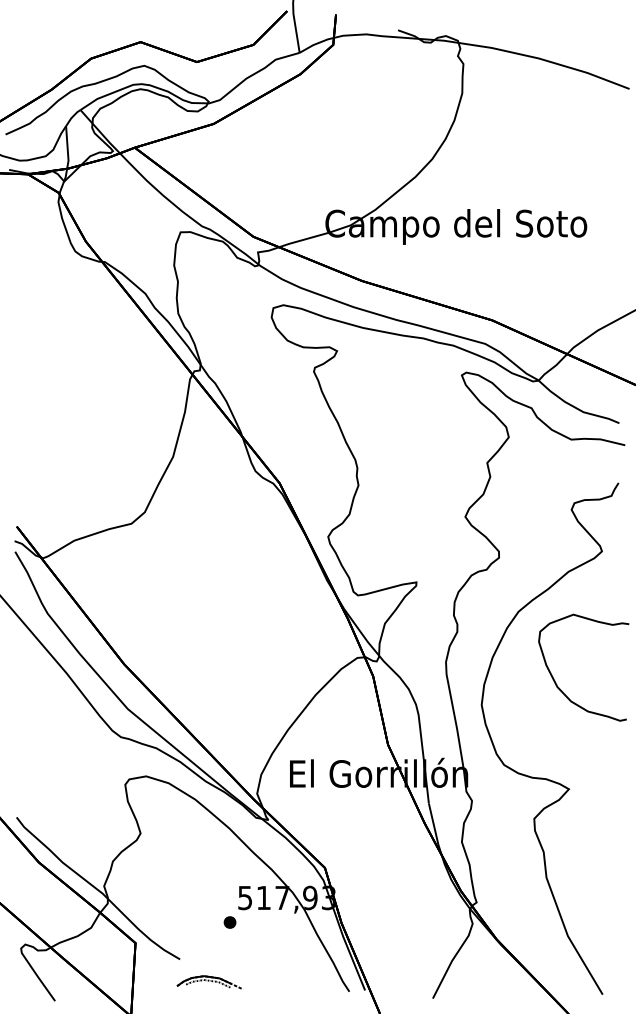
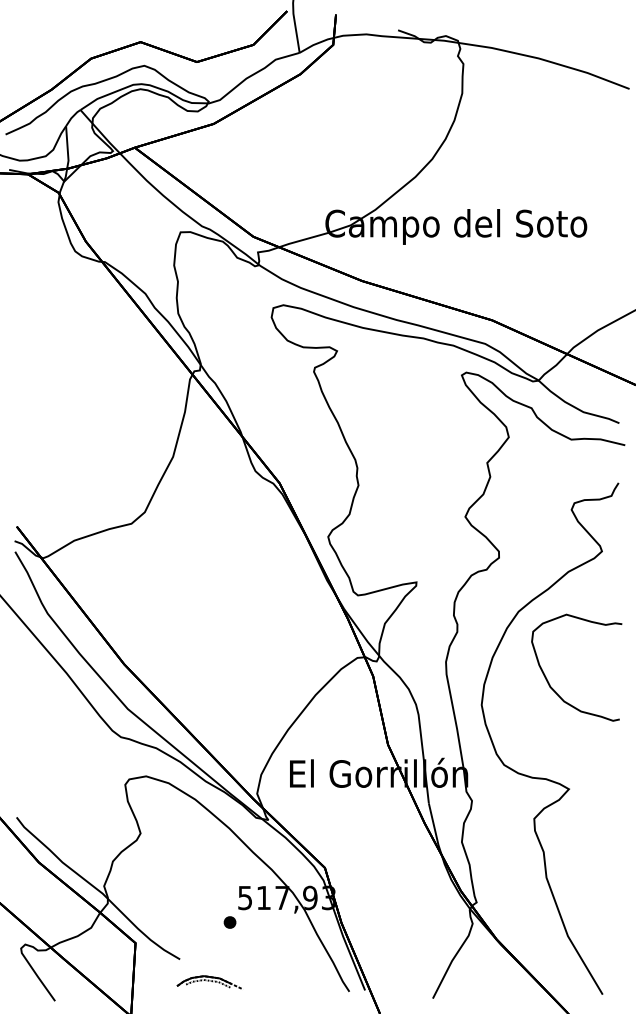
curve position: (555, 680) -> (548, 680) (548, 680)
